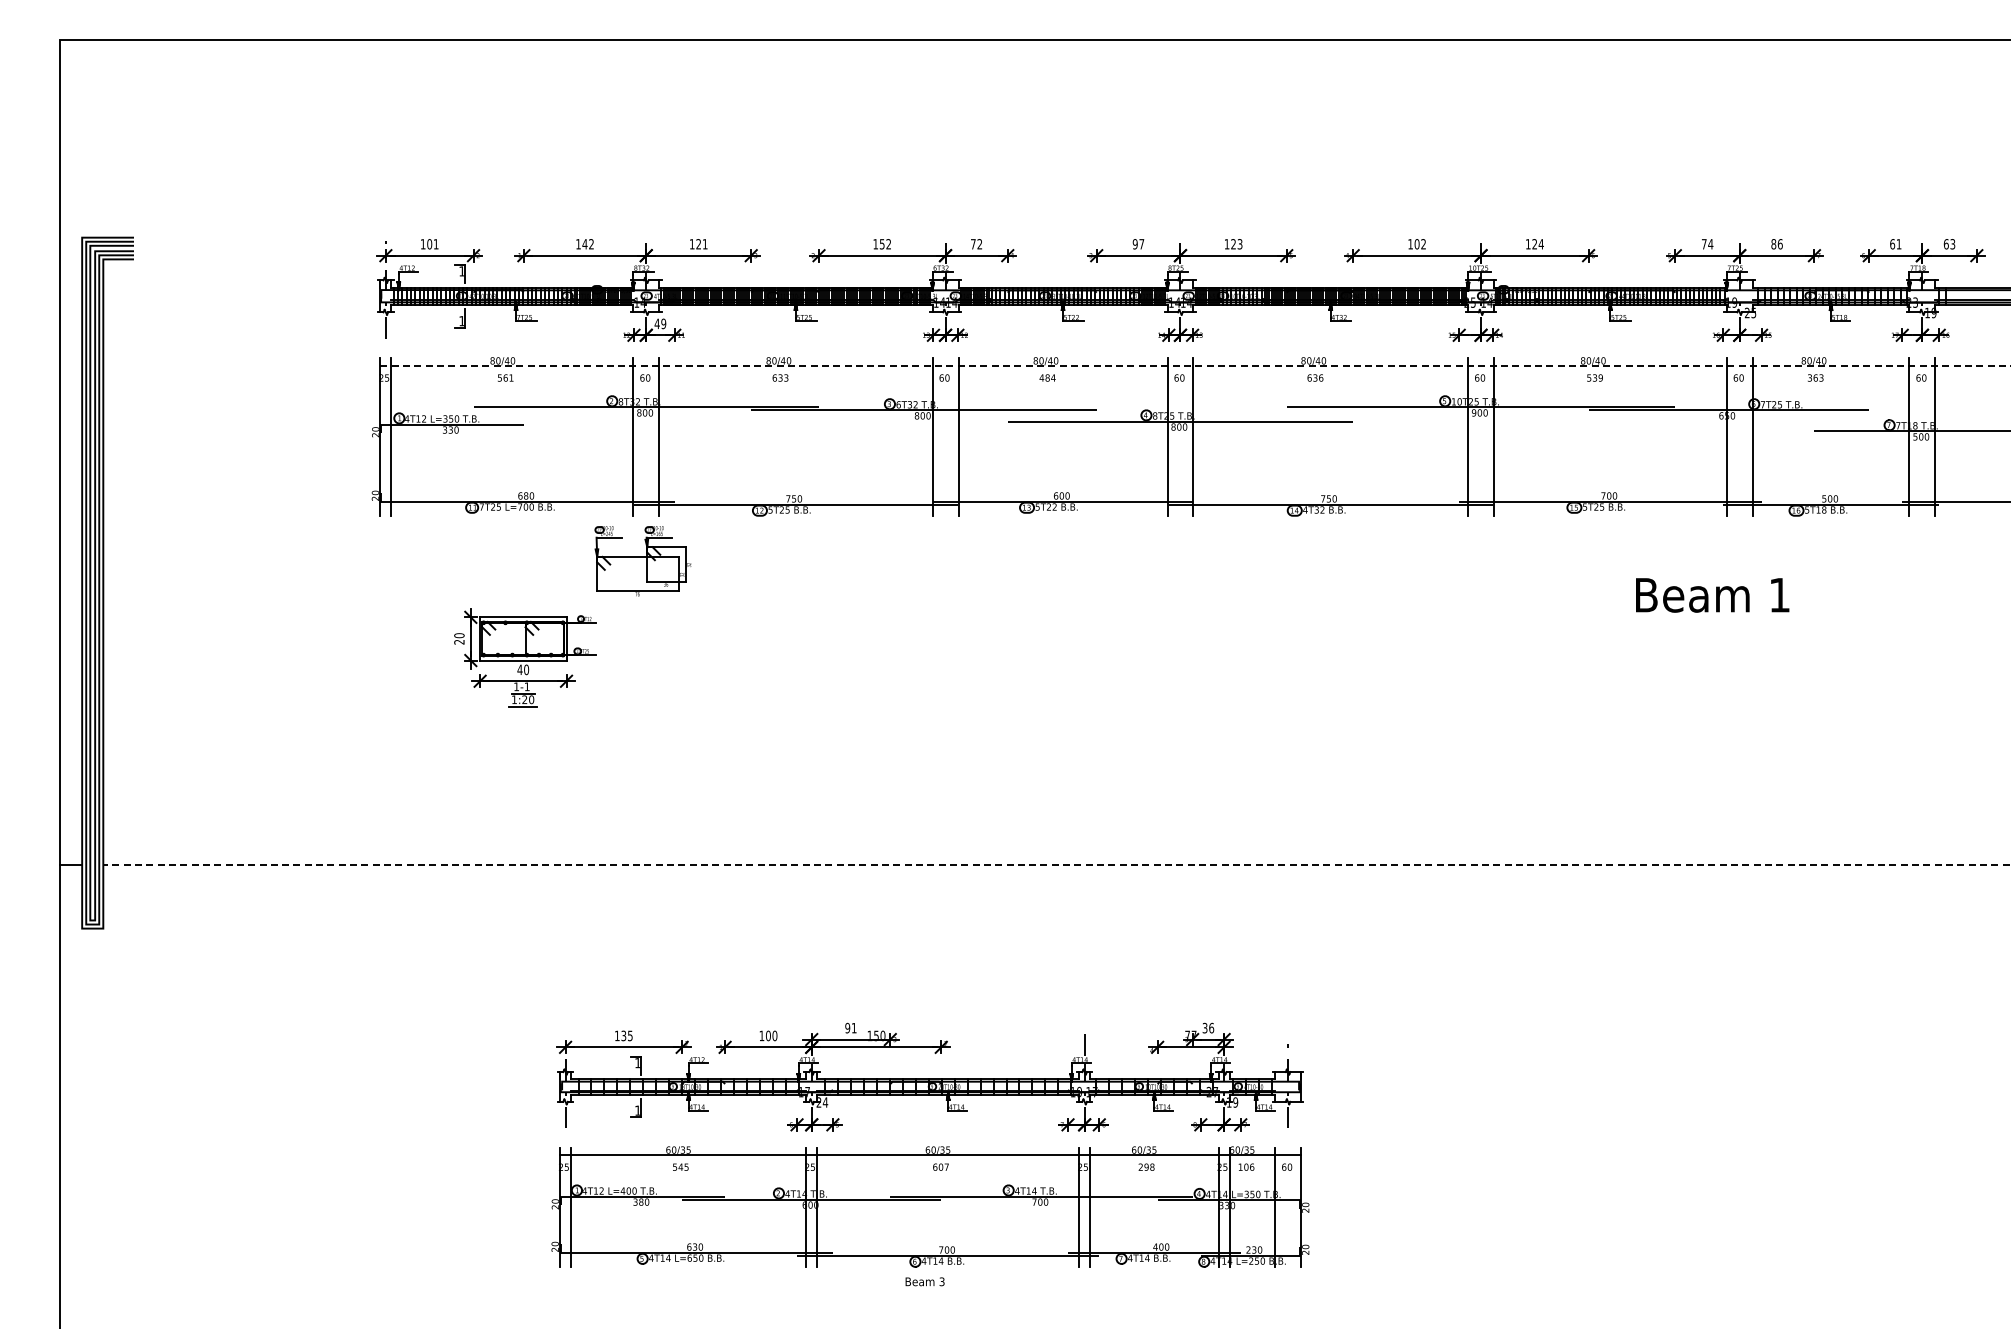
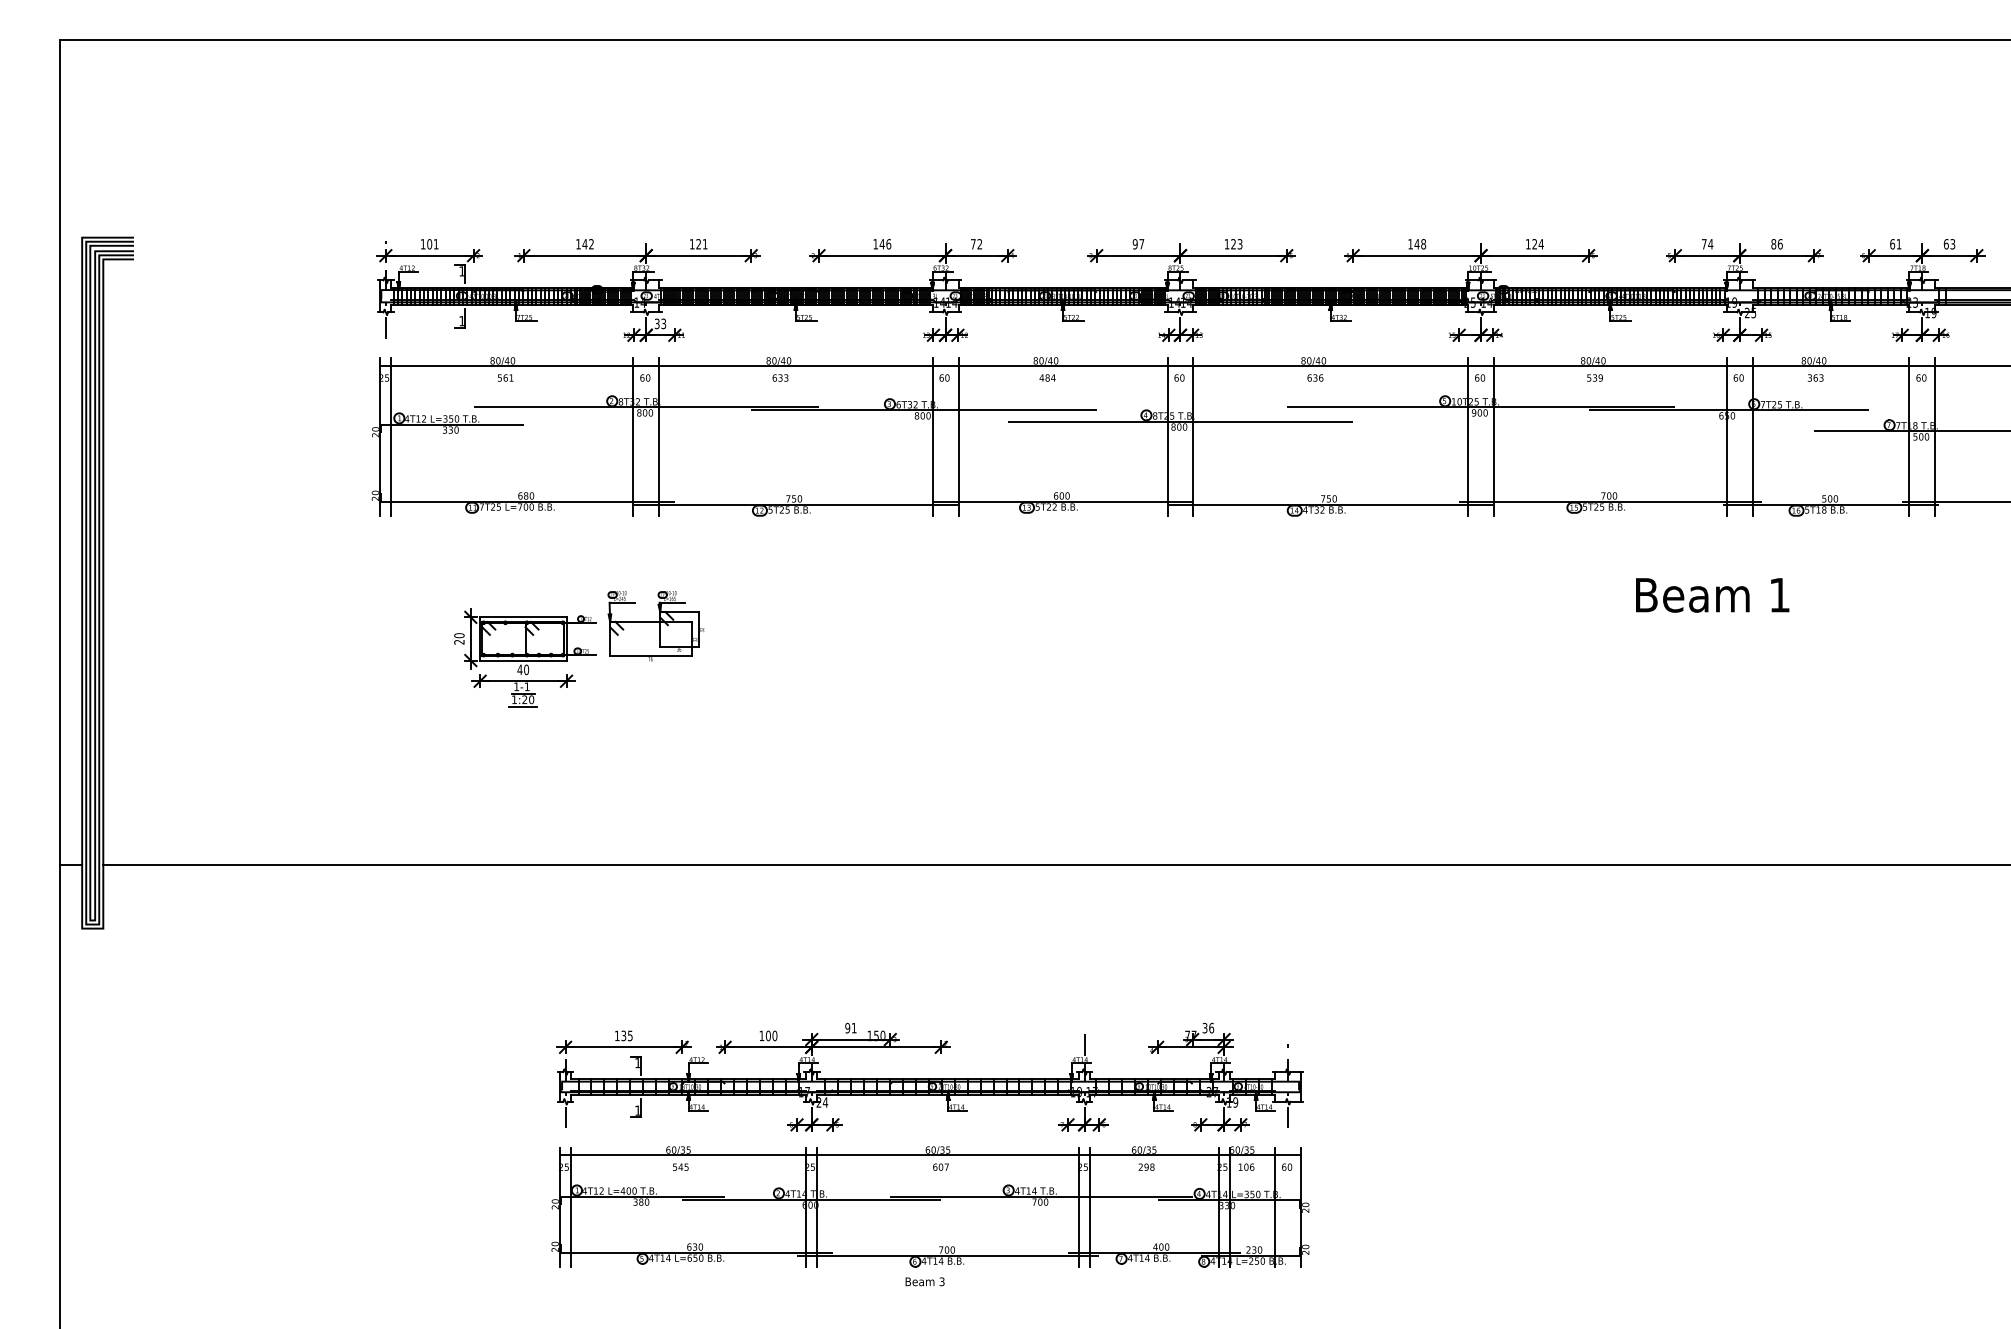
text: 152 -> 146 (885, 244)
text: 102 -> 148 (1420, 244)
text: 49 -> 33 (660, 323)
line: dashed -> solid (1196, 365)
part position: (642, 561) -> (655, 626) (655, 626)
line: dashed -> solid (1056, 865)
